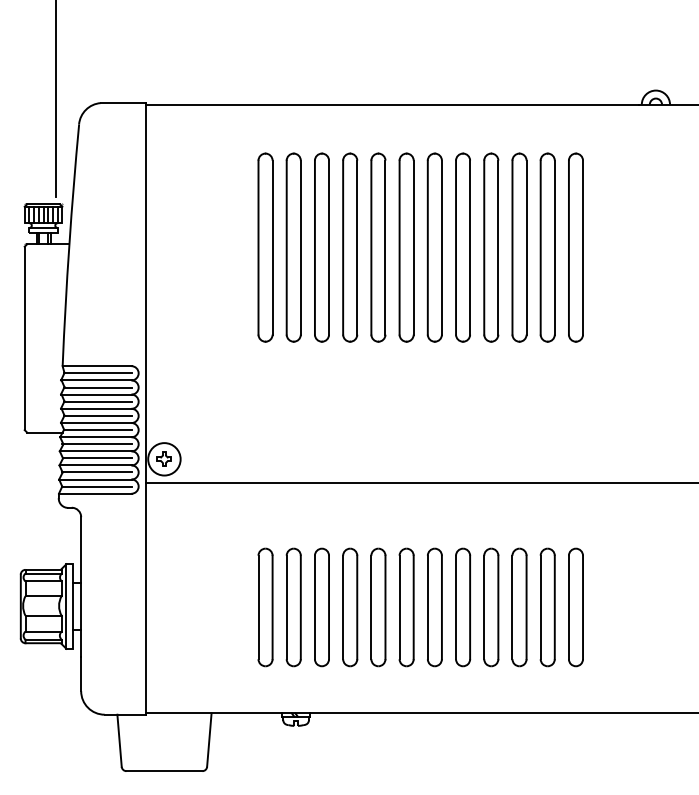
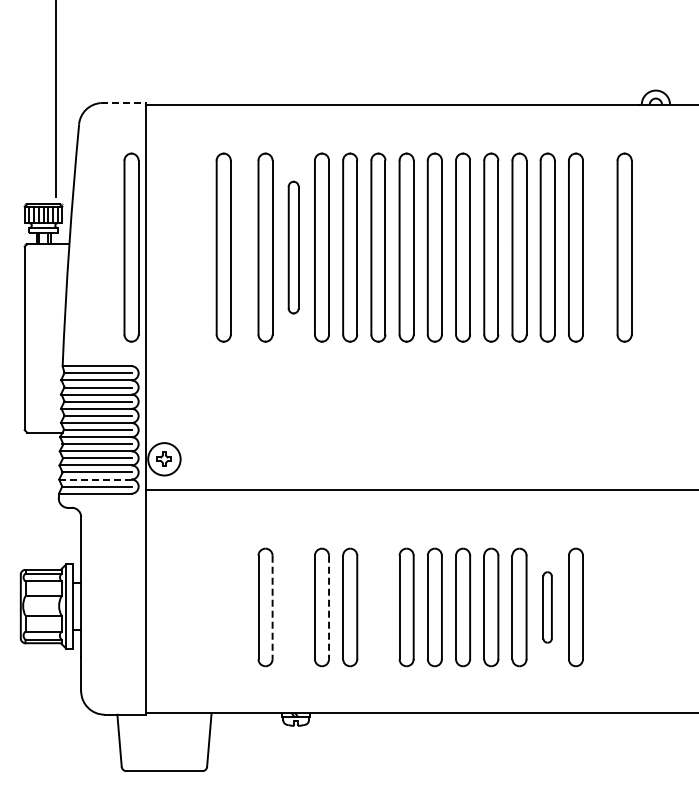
line: solid -> dashed (123, 103)
part: none -> present (131, 247)
part: none -> present (223, 247)
part size: 17x191 px -> 13x135 px (293, 247)
part: none -> present (624, 247)
line: solid -> dashed (95, 479)
line position: (420, 482) -> (420, 489) (420, 489)
line: solid -> dashed (272, 607)
part: present -> none (293, 607)
line: solid -> dashed (329, 607)
part: present -> none (378, 607)
part size: 17x121 px -> 11x73 px (547, 607)
